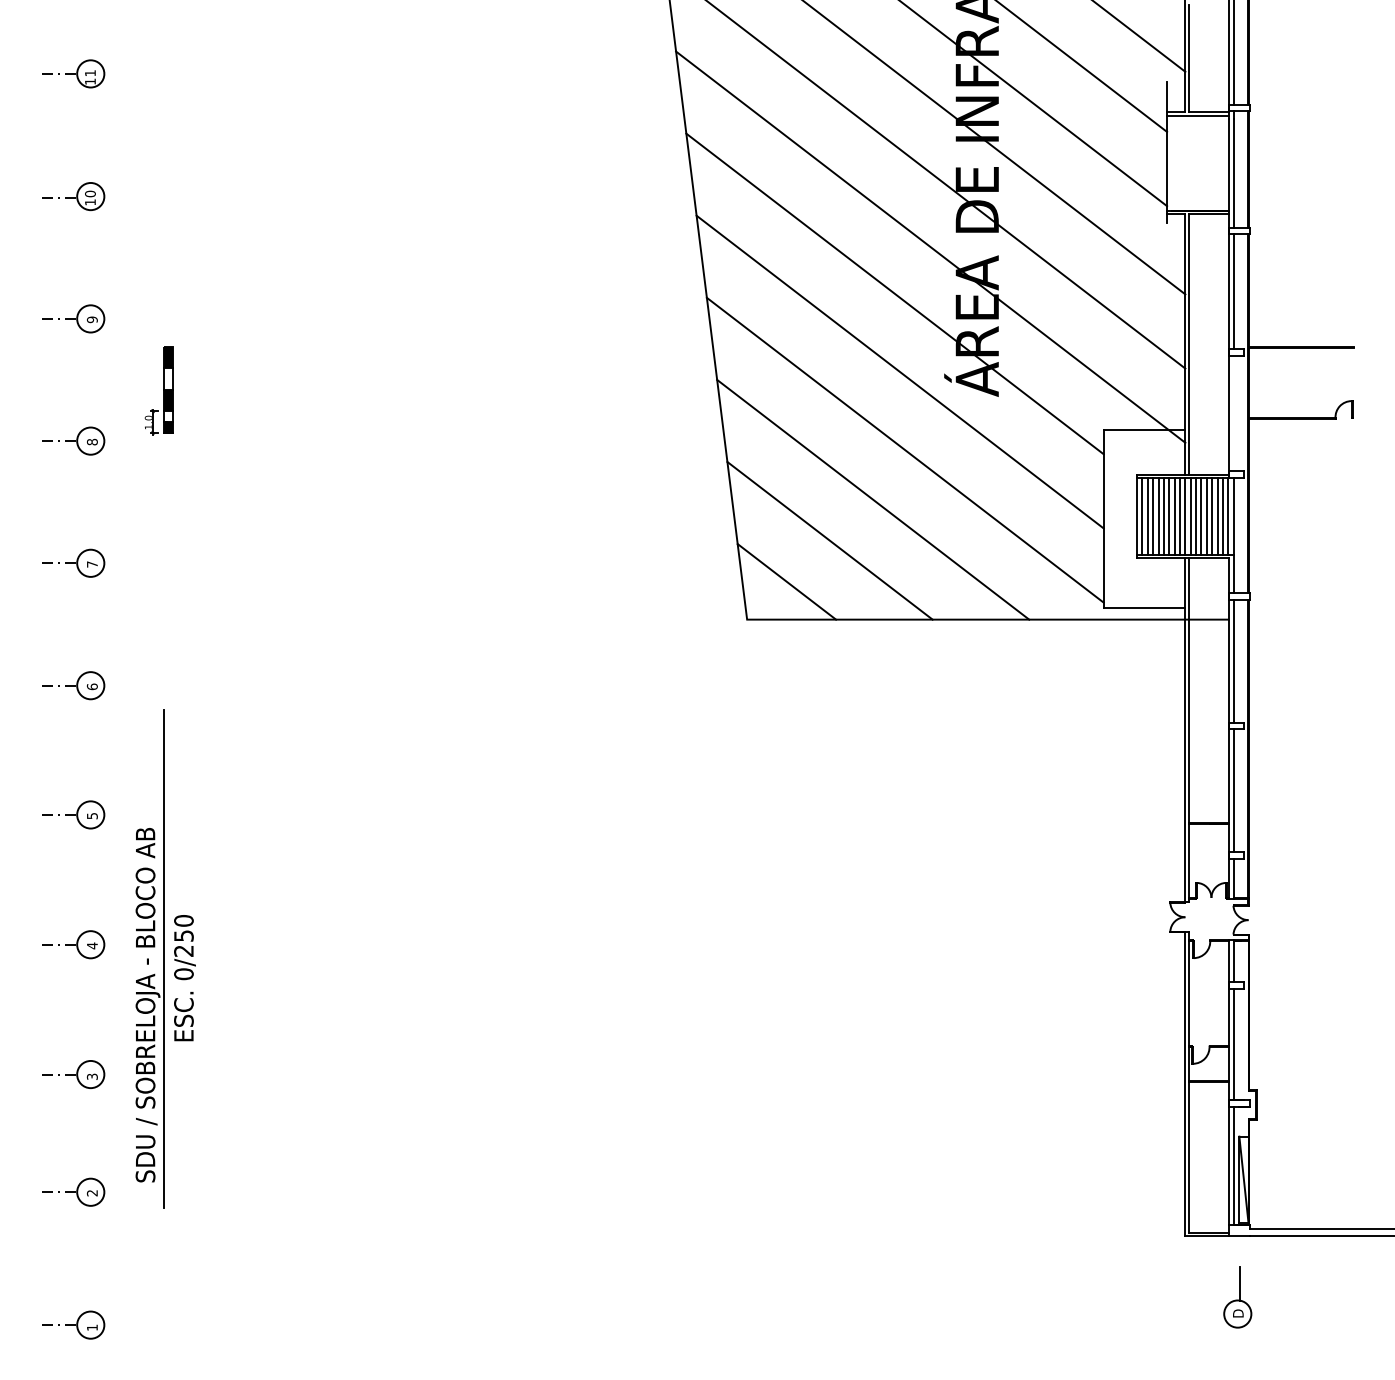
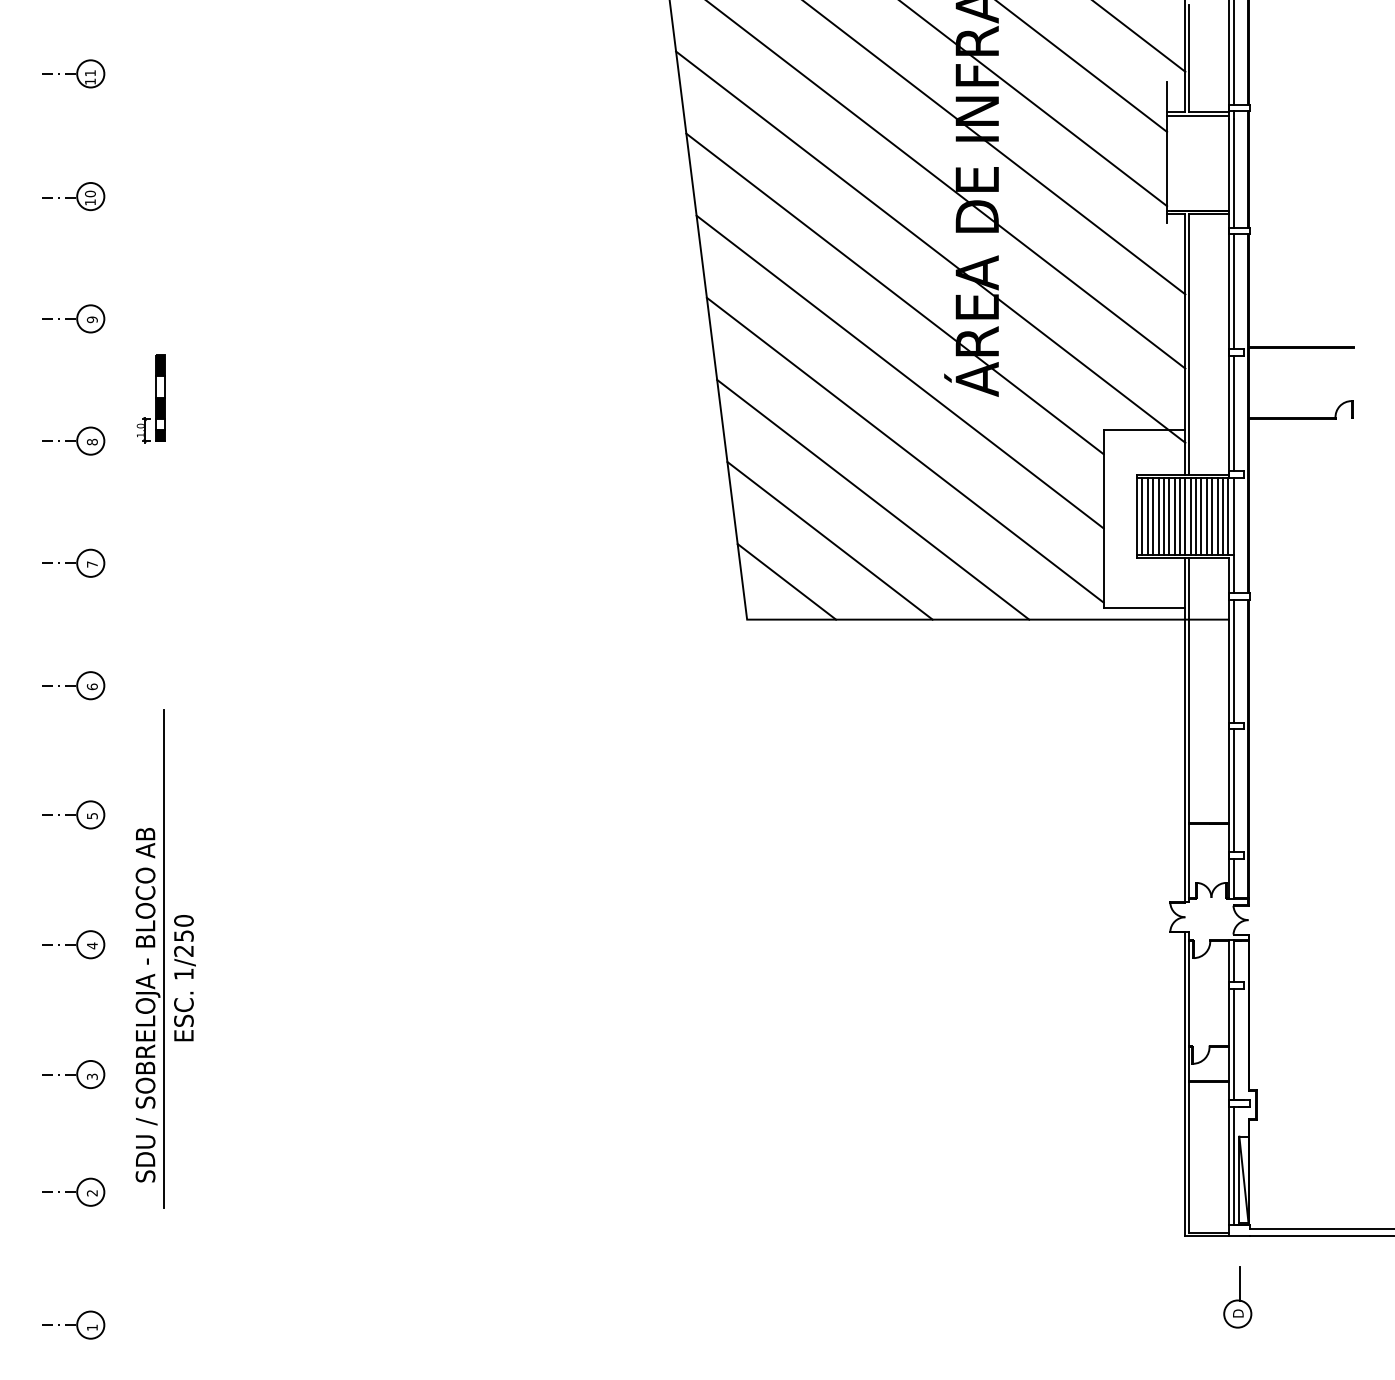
part position: (158, 390) -> (150, 398) (150, 398)
line: none -> present (1233, 413)
text: 0/250 -> 1/250 (183, 974)
